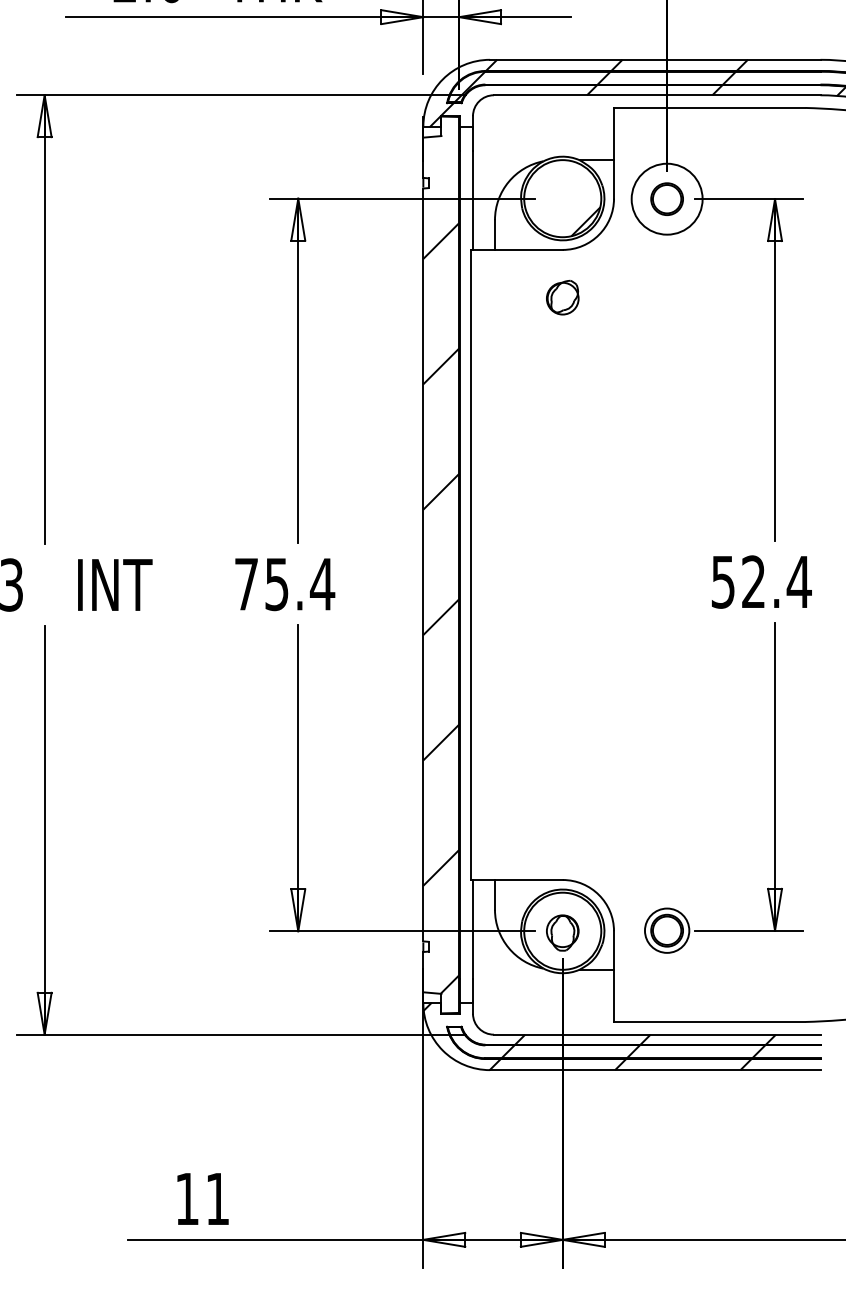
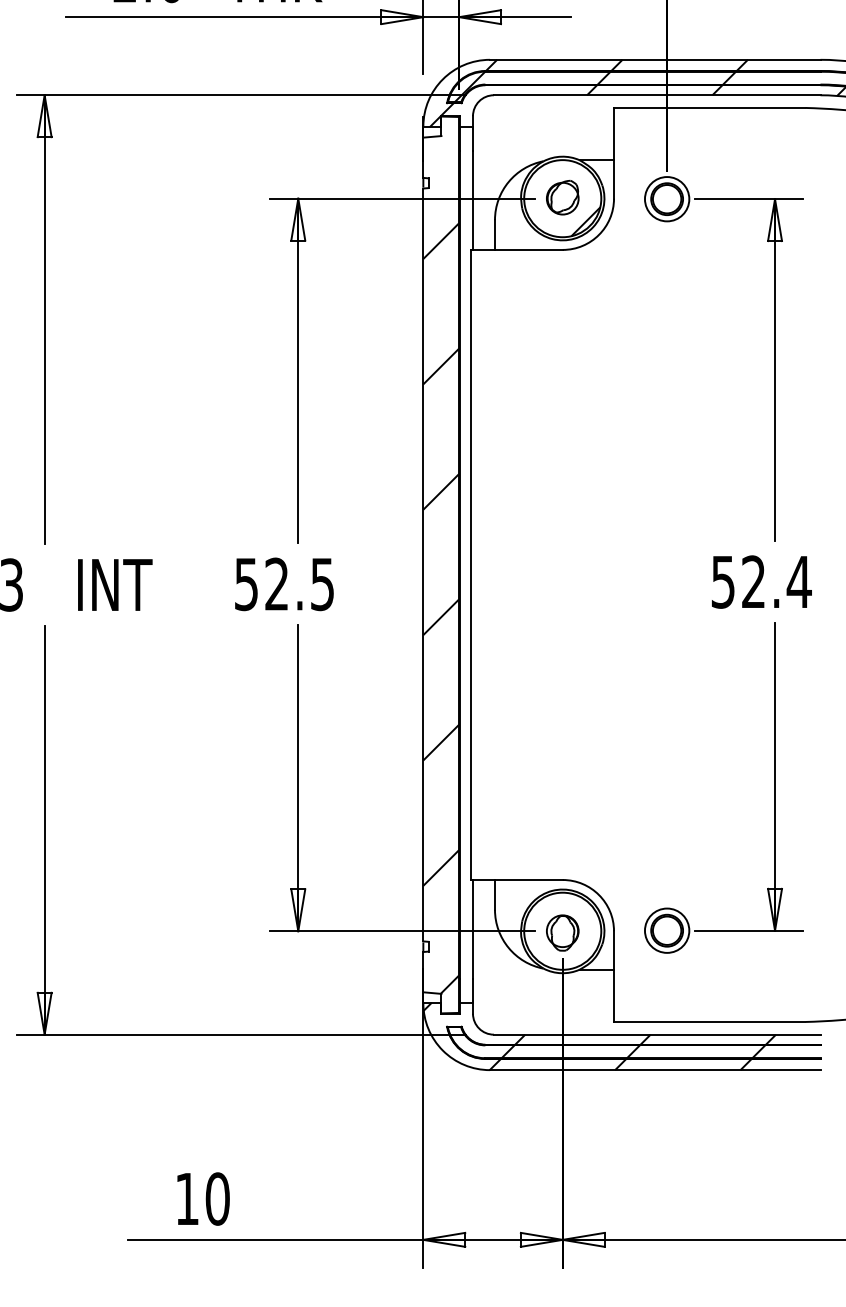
circle diameter: 71 px -> 44 px (666, 199)
part position: (562, 297) -> (562, 197) (562, 197)
text: 75.4 -> 52.5 (285, 584)
text: 11 -> 10 (217, 1198)
